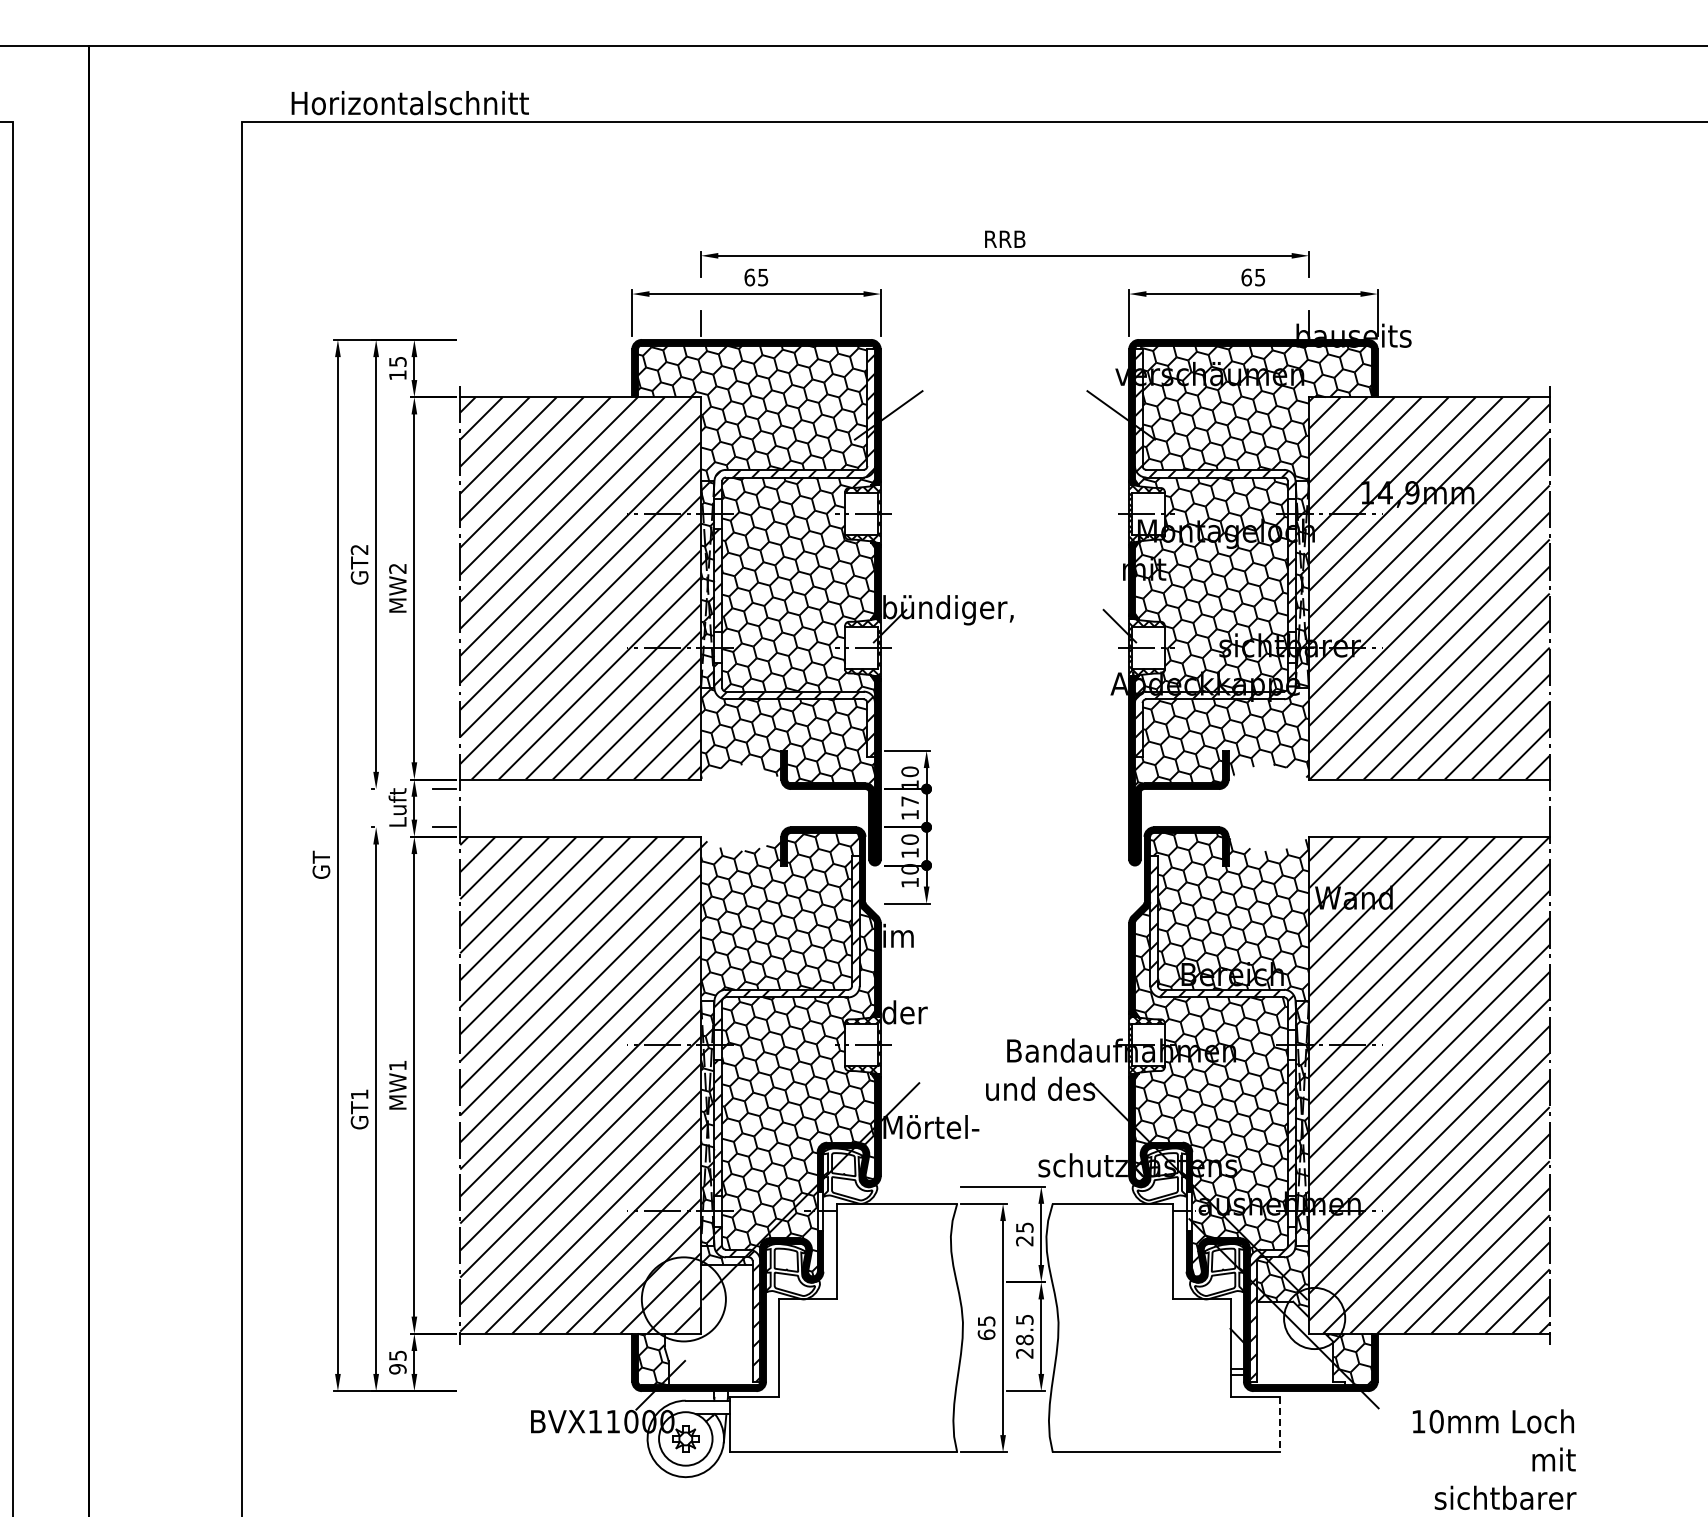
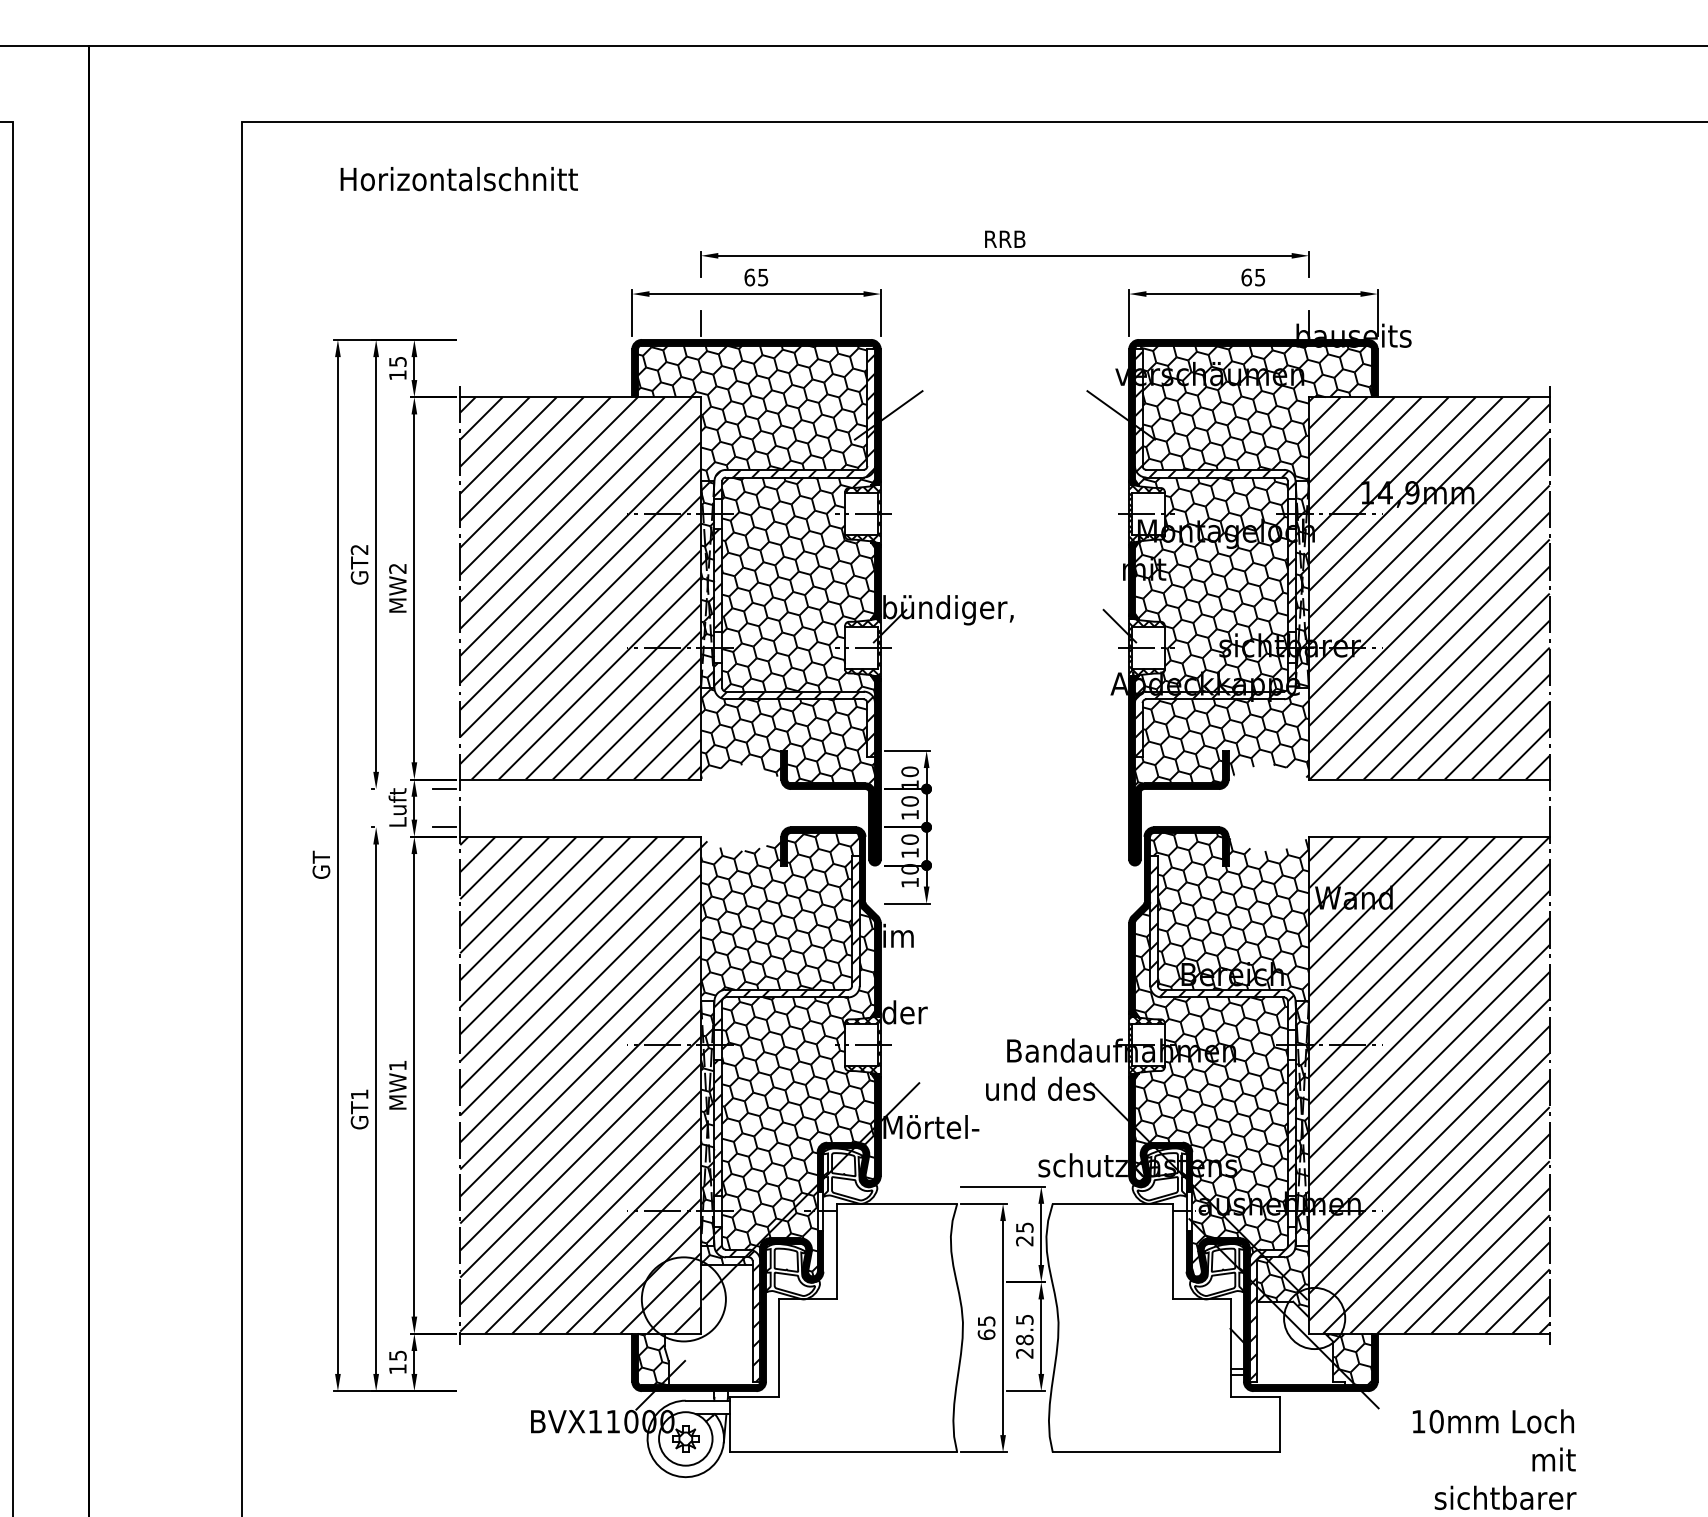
text position: (409, 103) -> (458, 179) (458, 179)
text: 17 -> 10 (909, 801)
text: 95 -> 15 (397, 1369)
line: dashed -> solid (1280, 1424)
